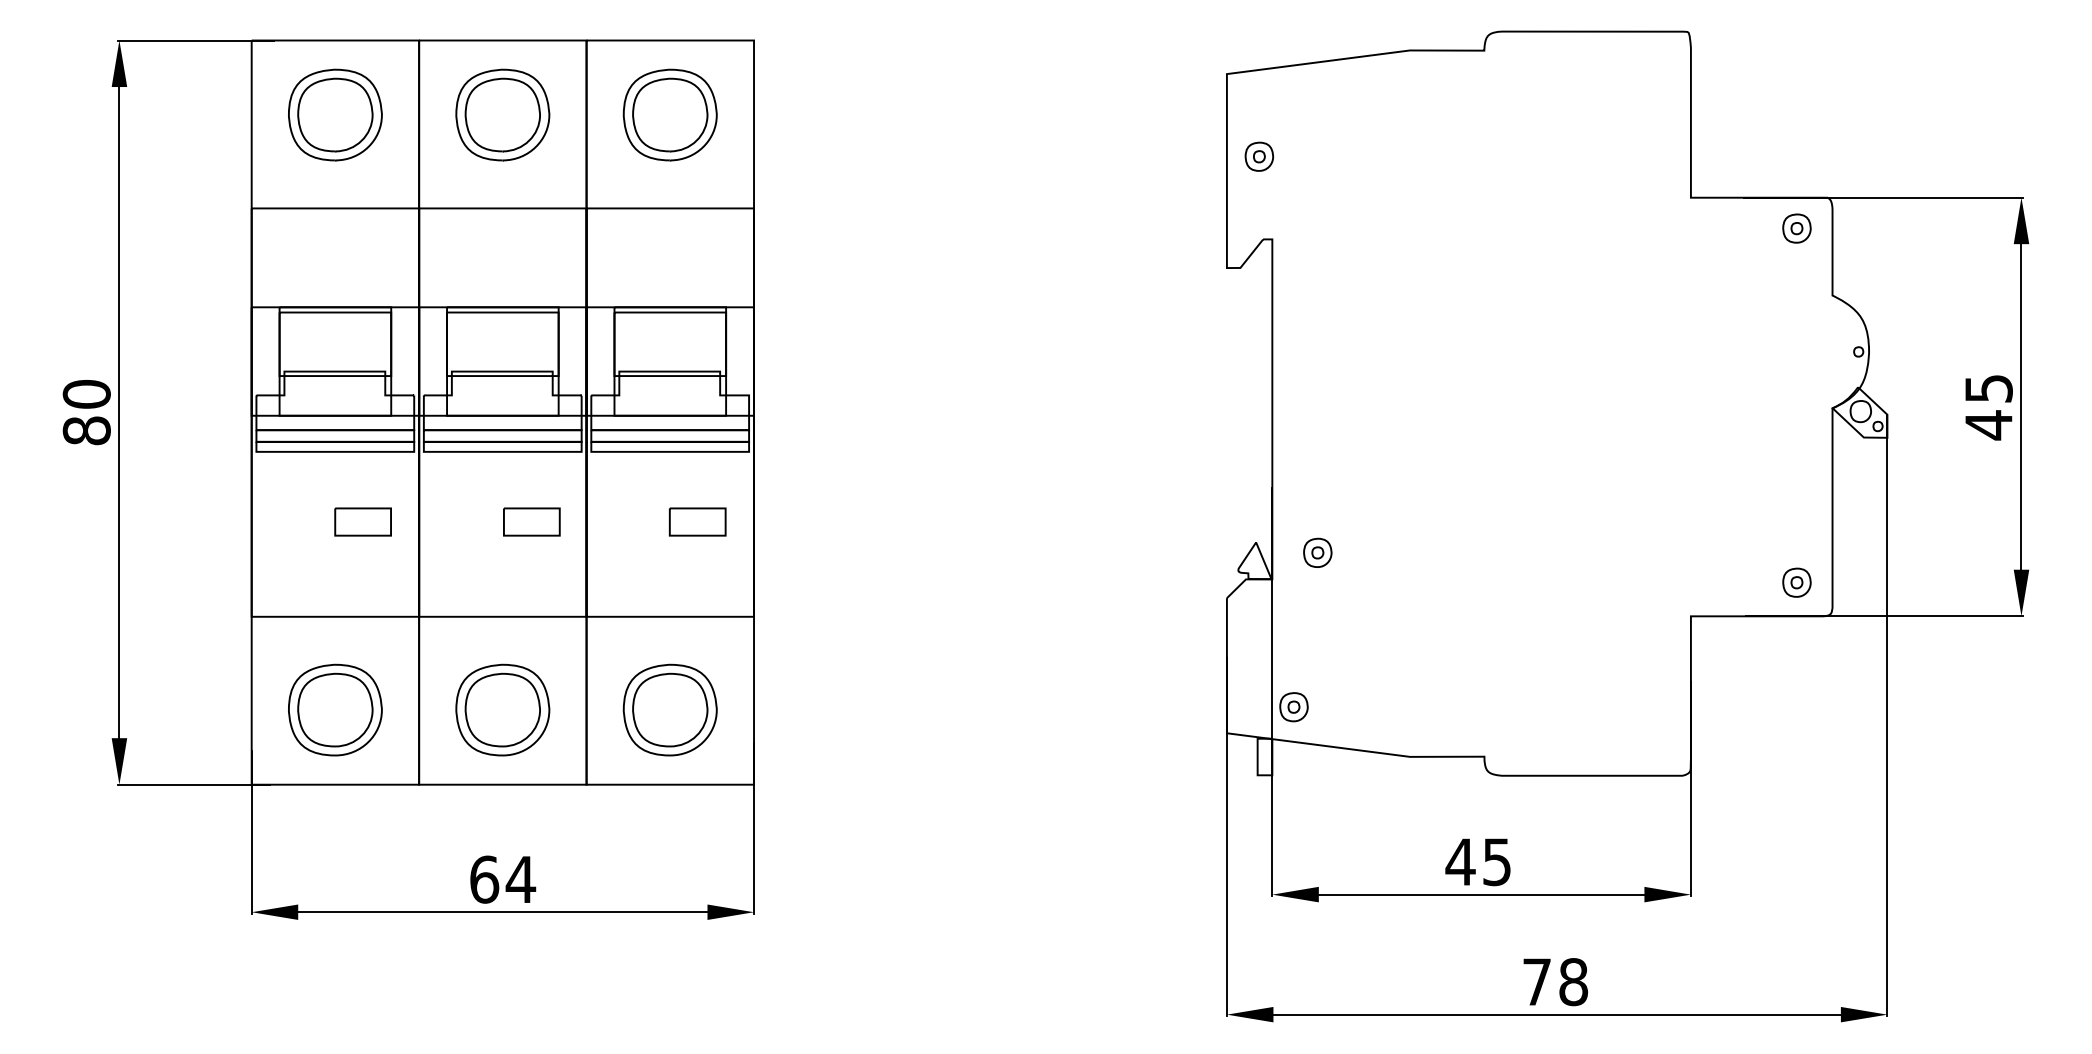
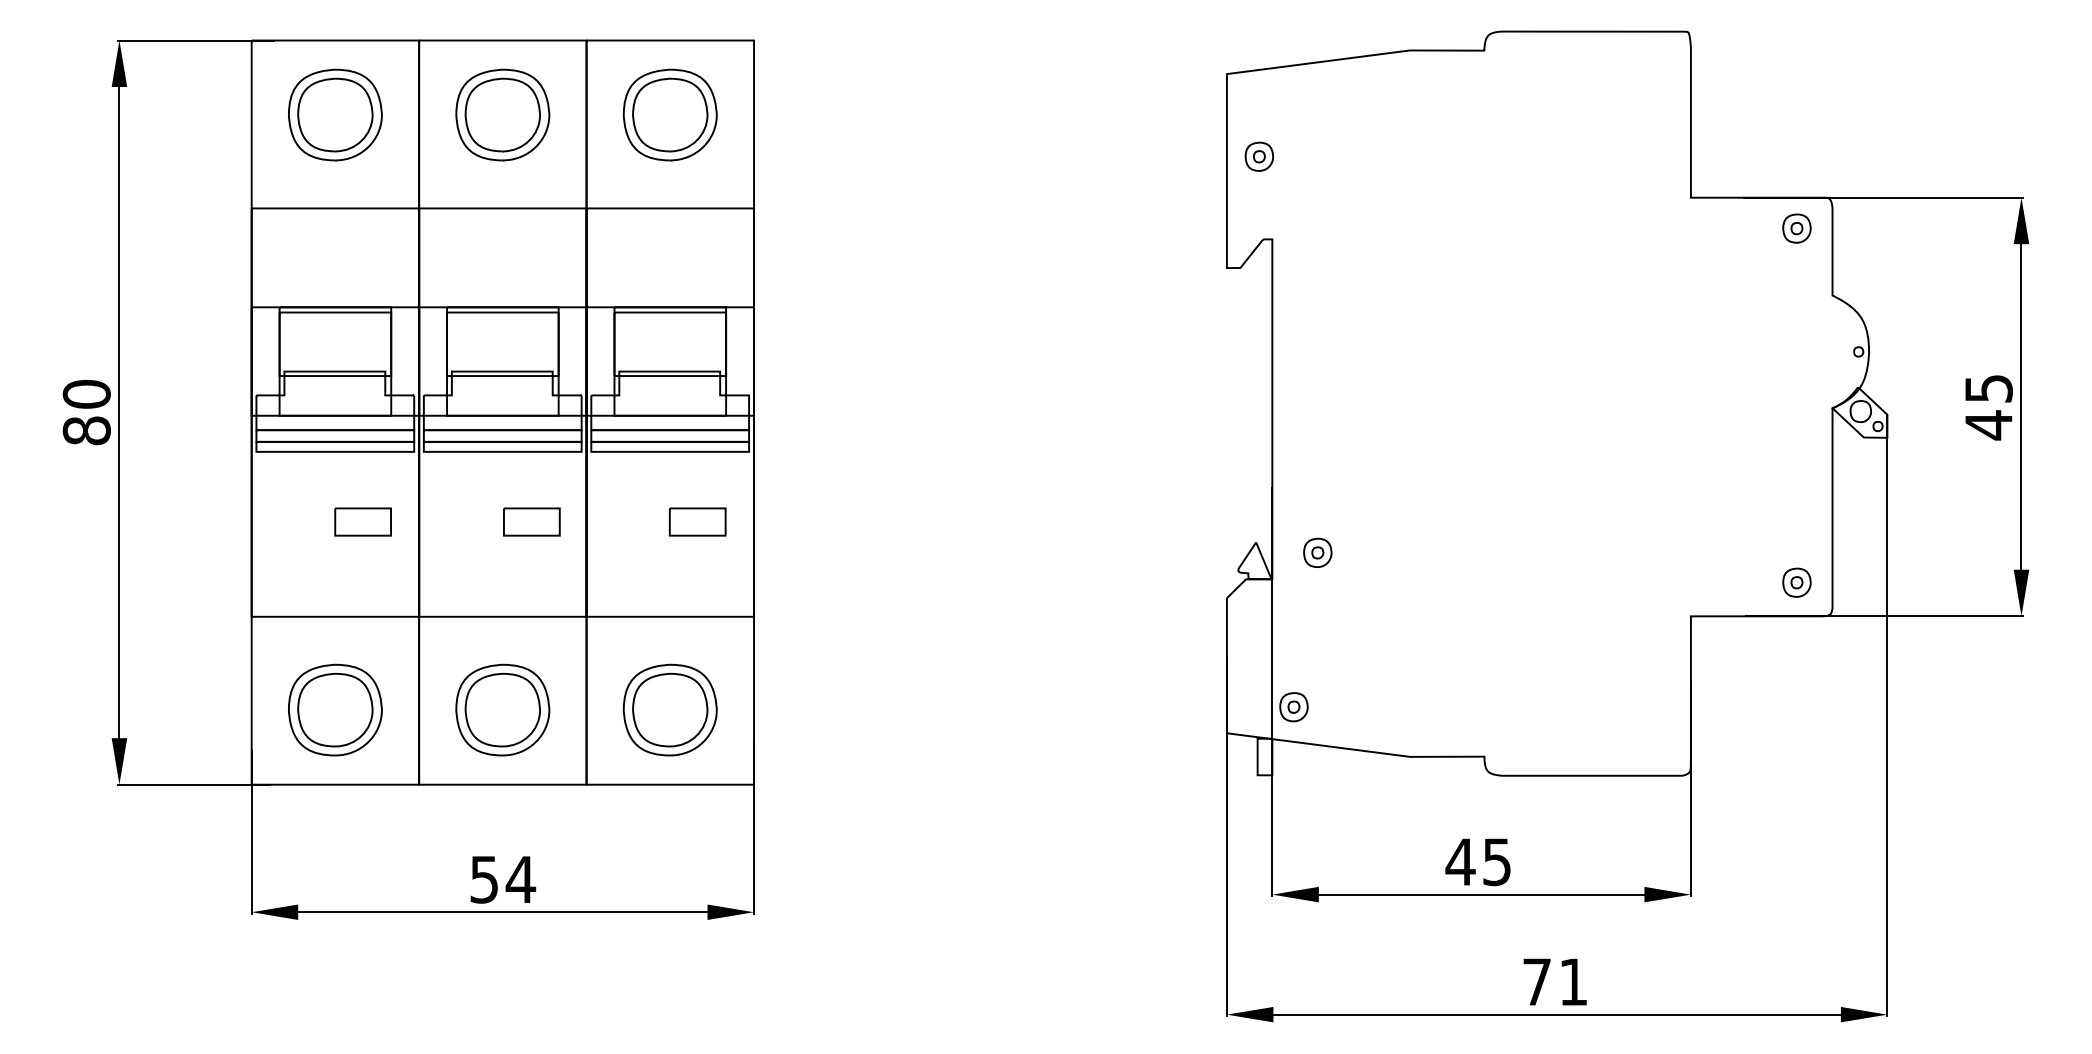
text: 64 -> 54 (484, 879)
text: 78 -> 71 (1573, 982)
